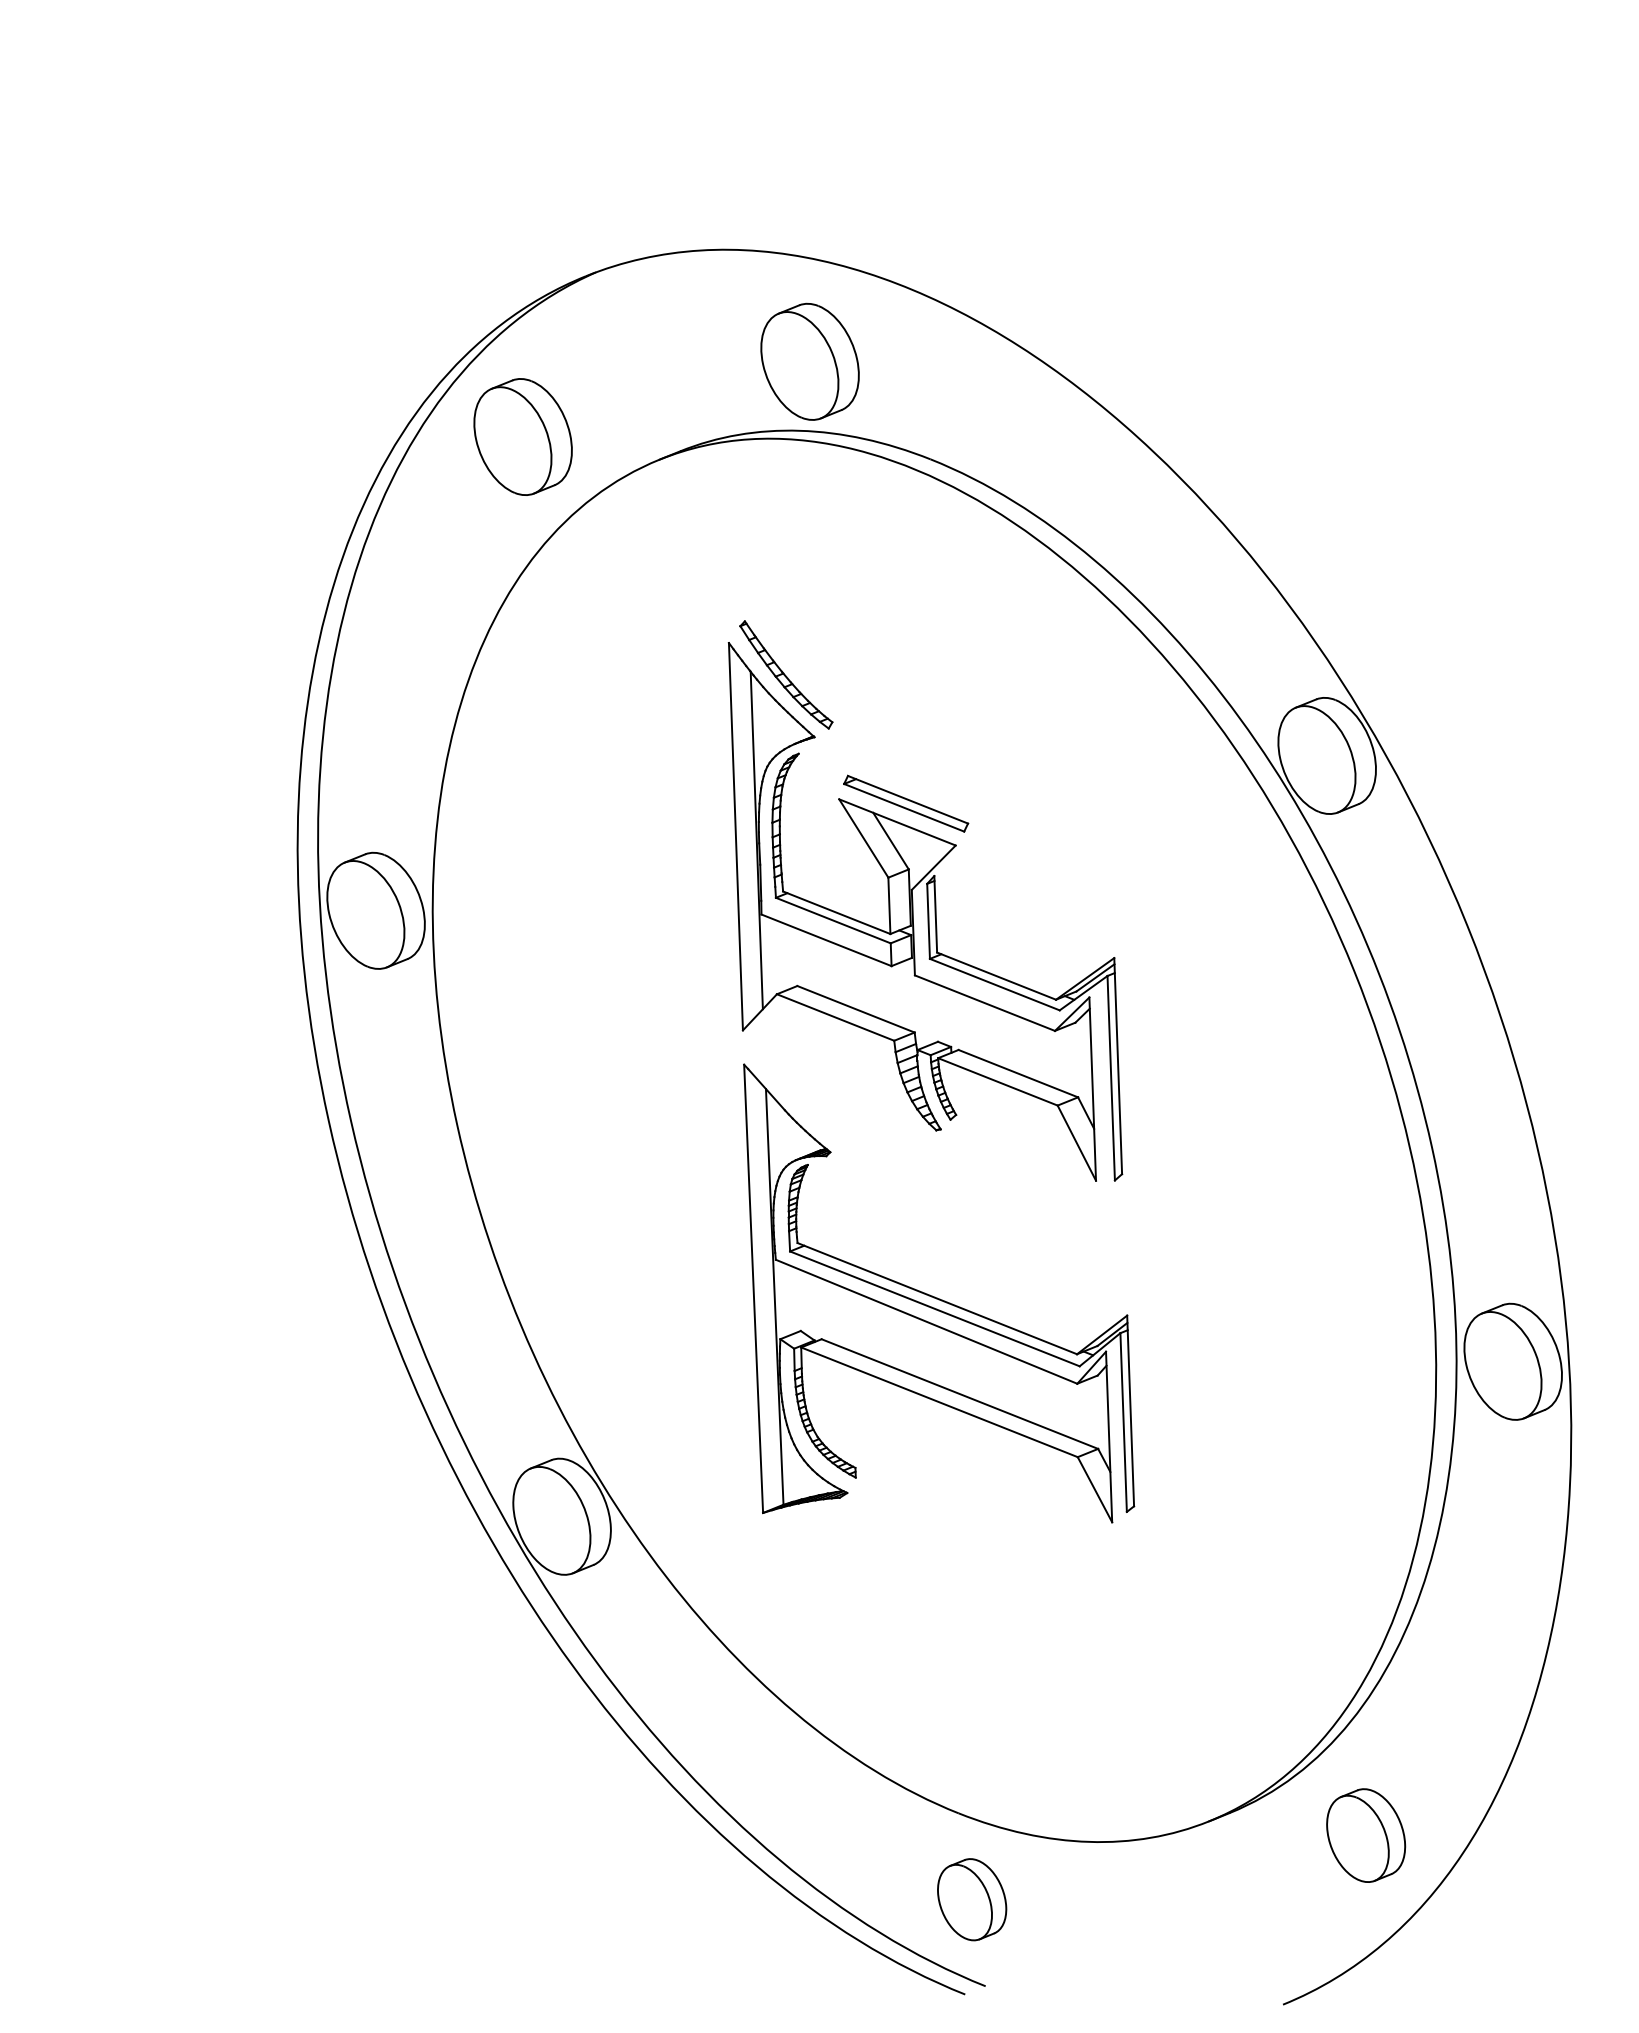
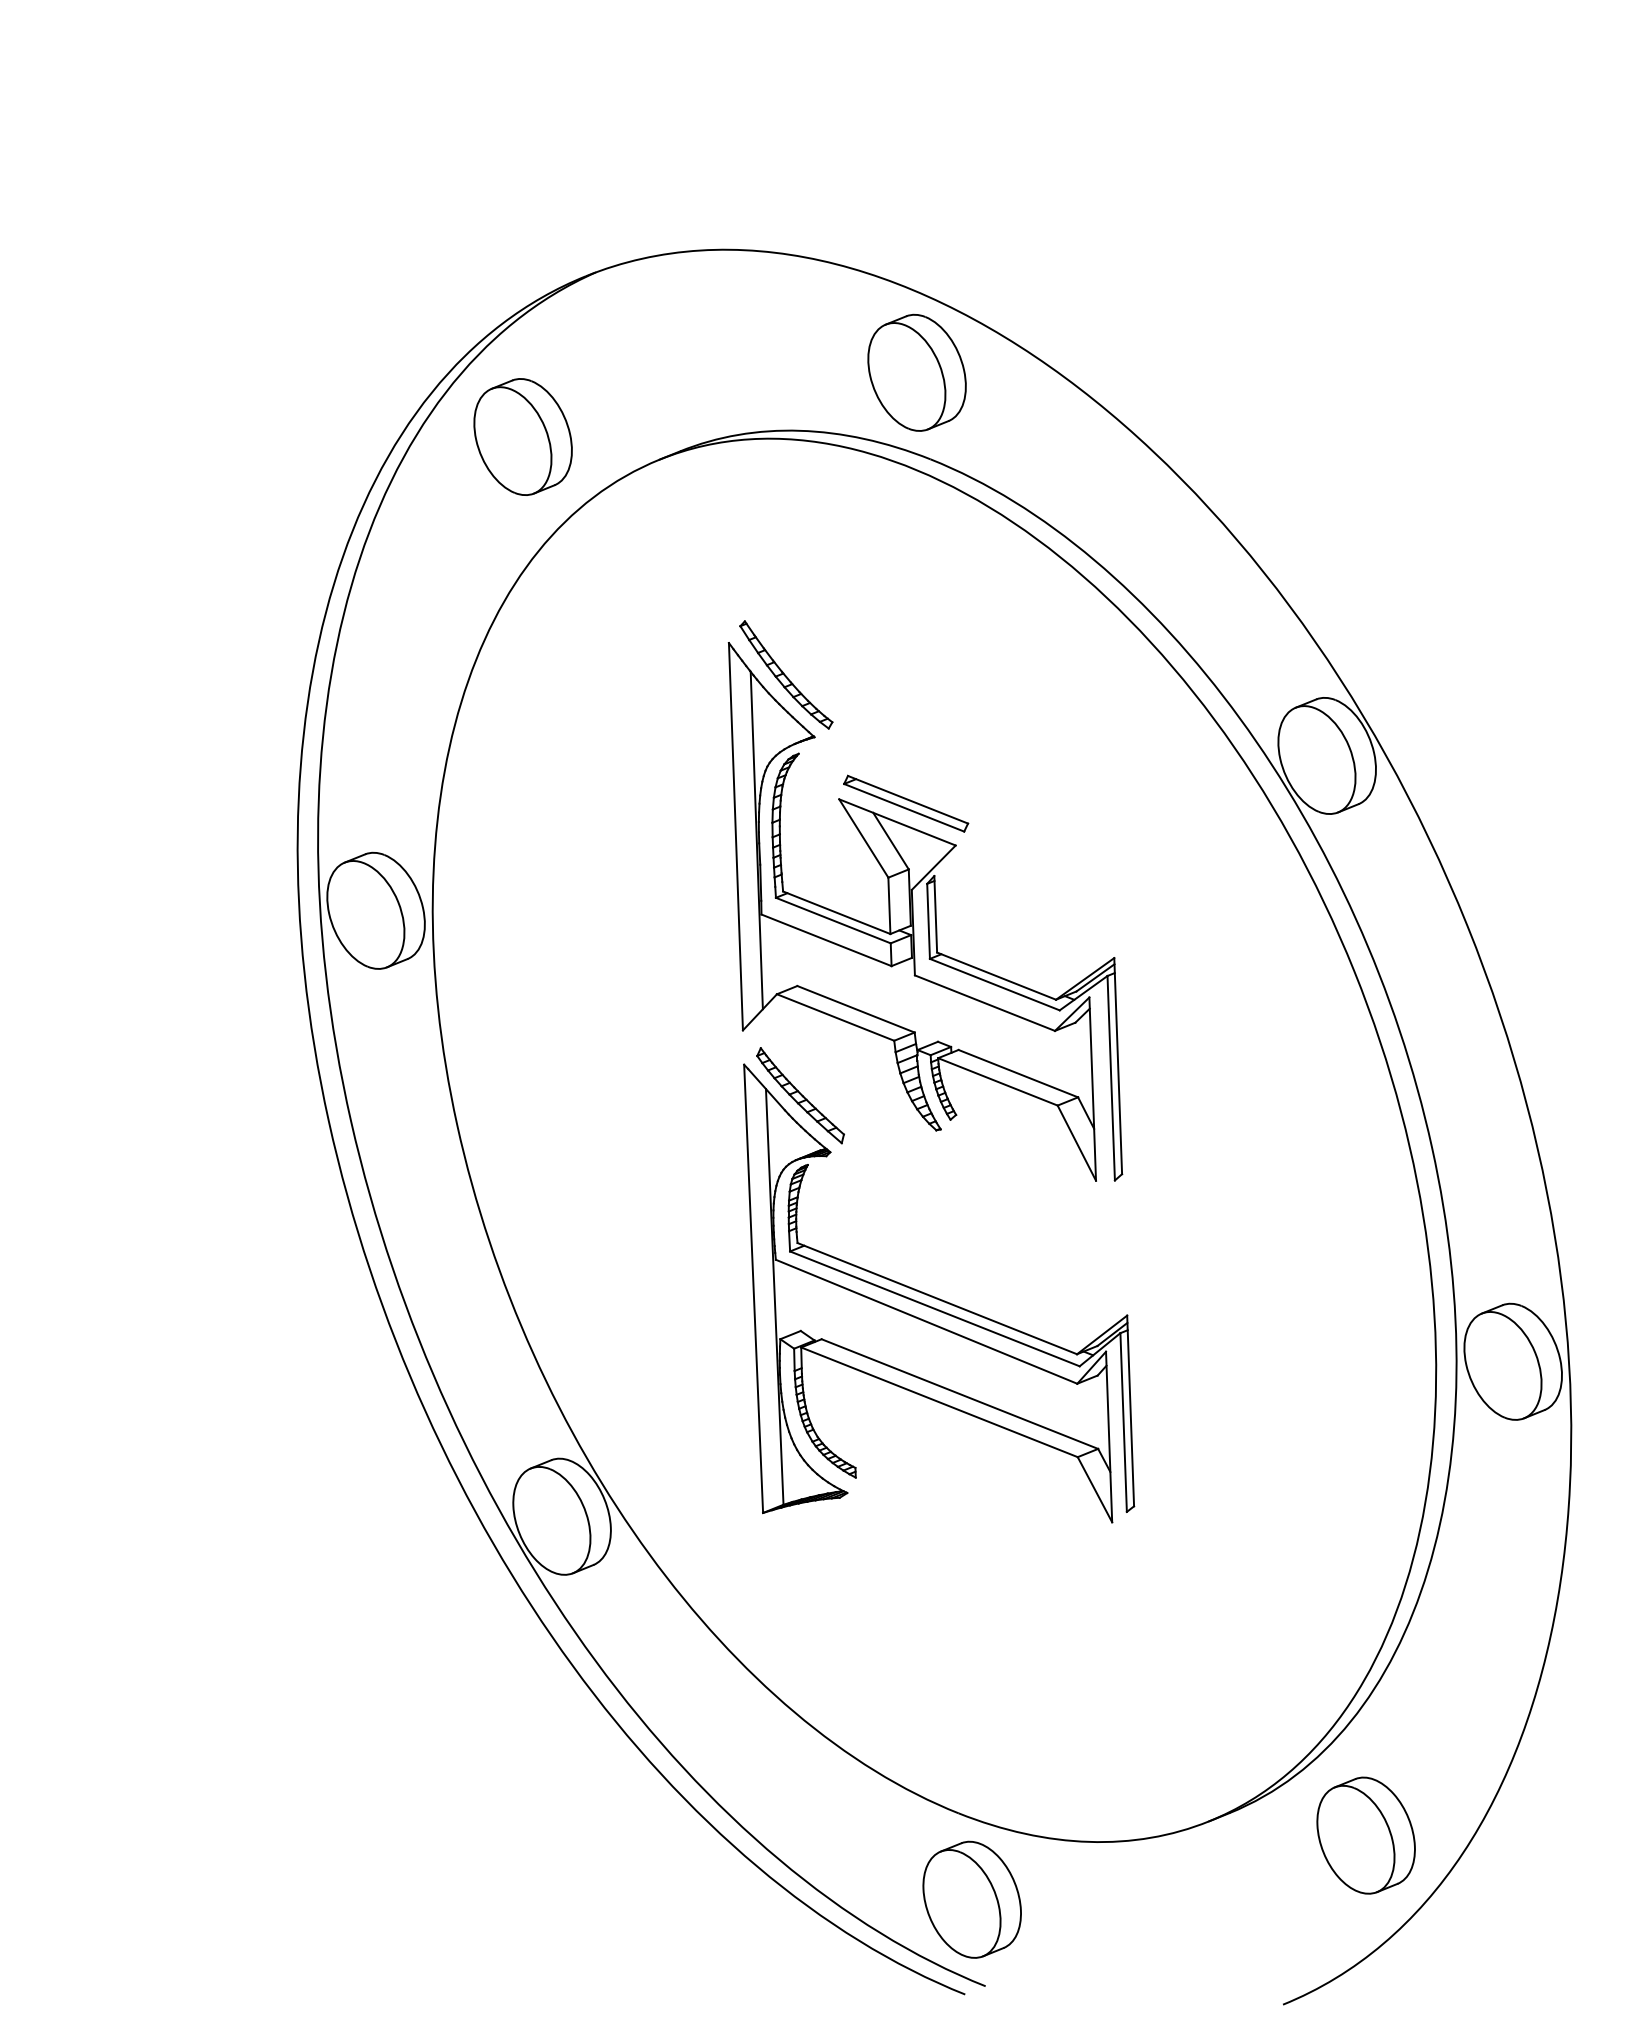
part position: (809, 361) -> (916, 372) (916, 372)
part: none -> present (800, 1095)
part size: 81x95 px -> 100x119 px (1365, 1835)
part size: 71x84 px -> 100x119 px (971, 1899)
